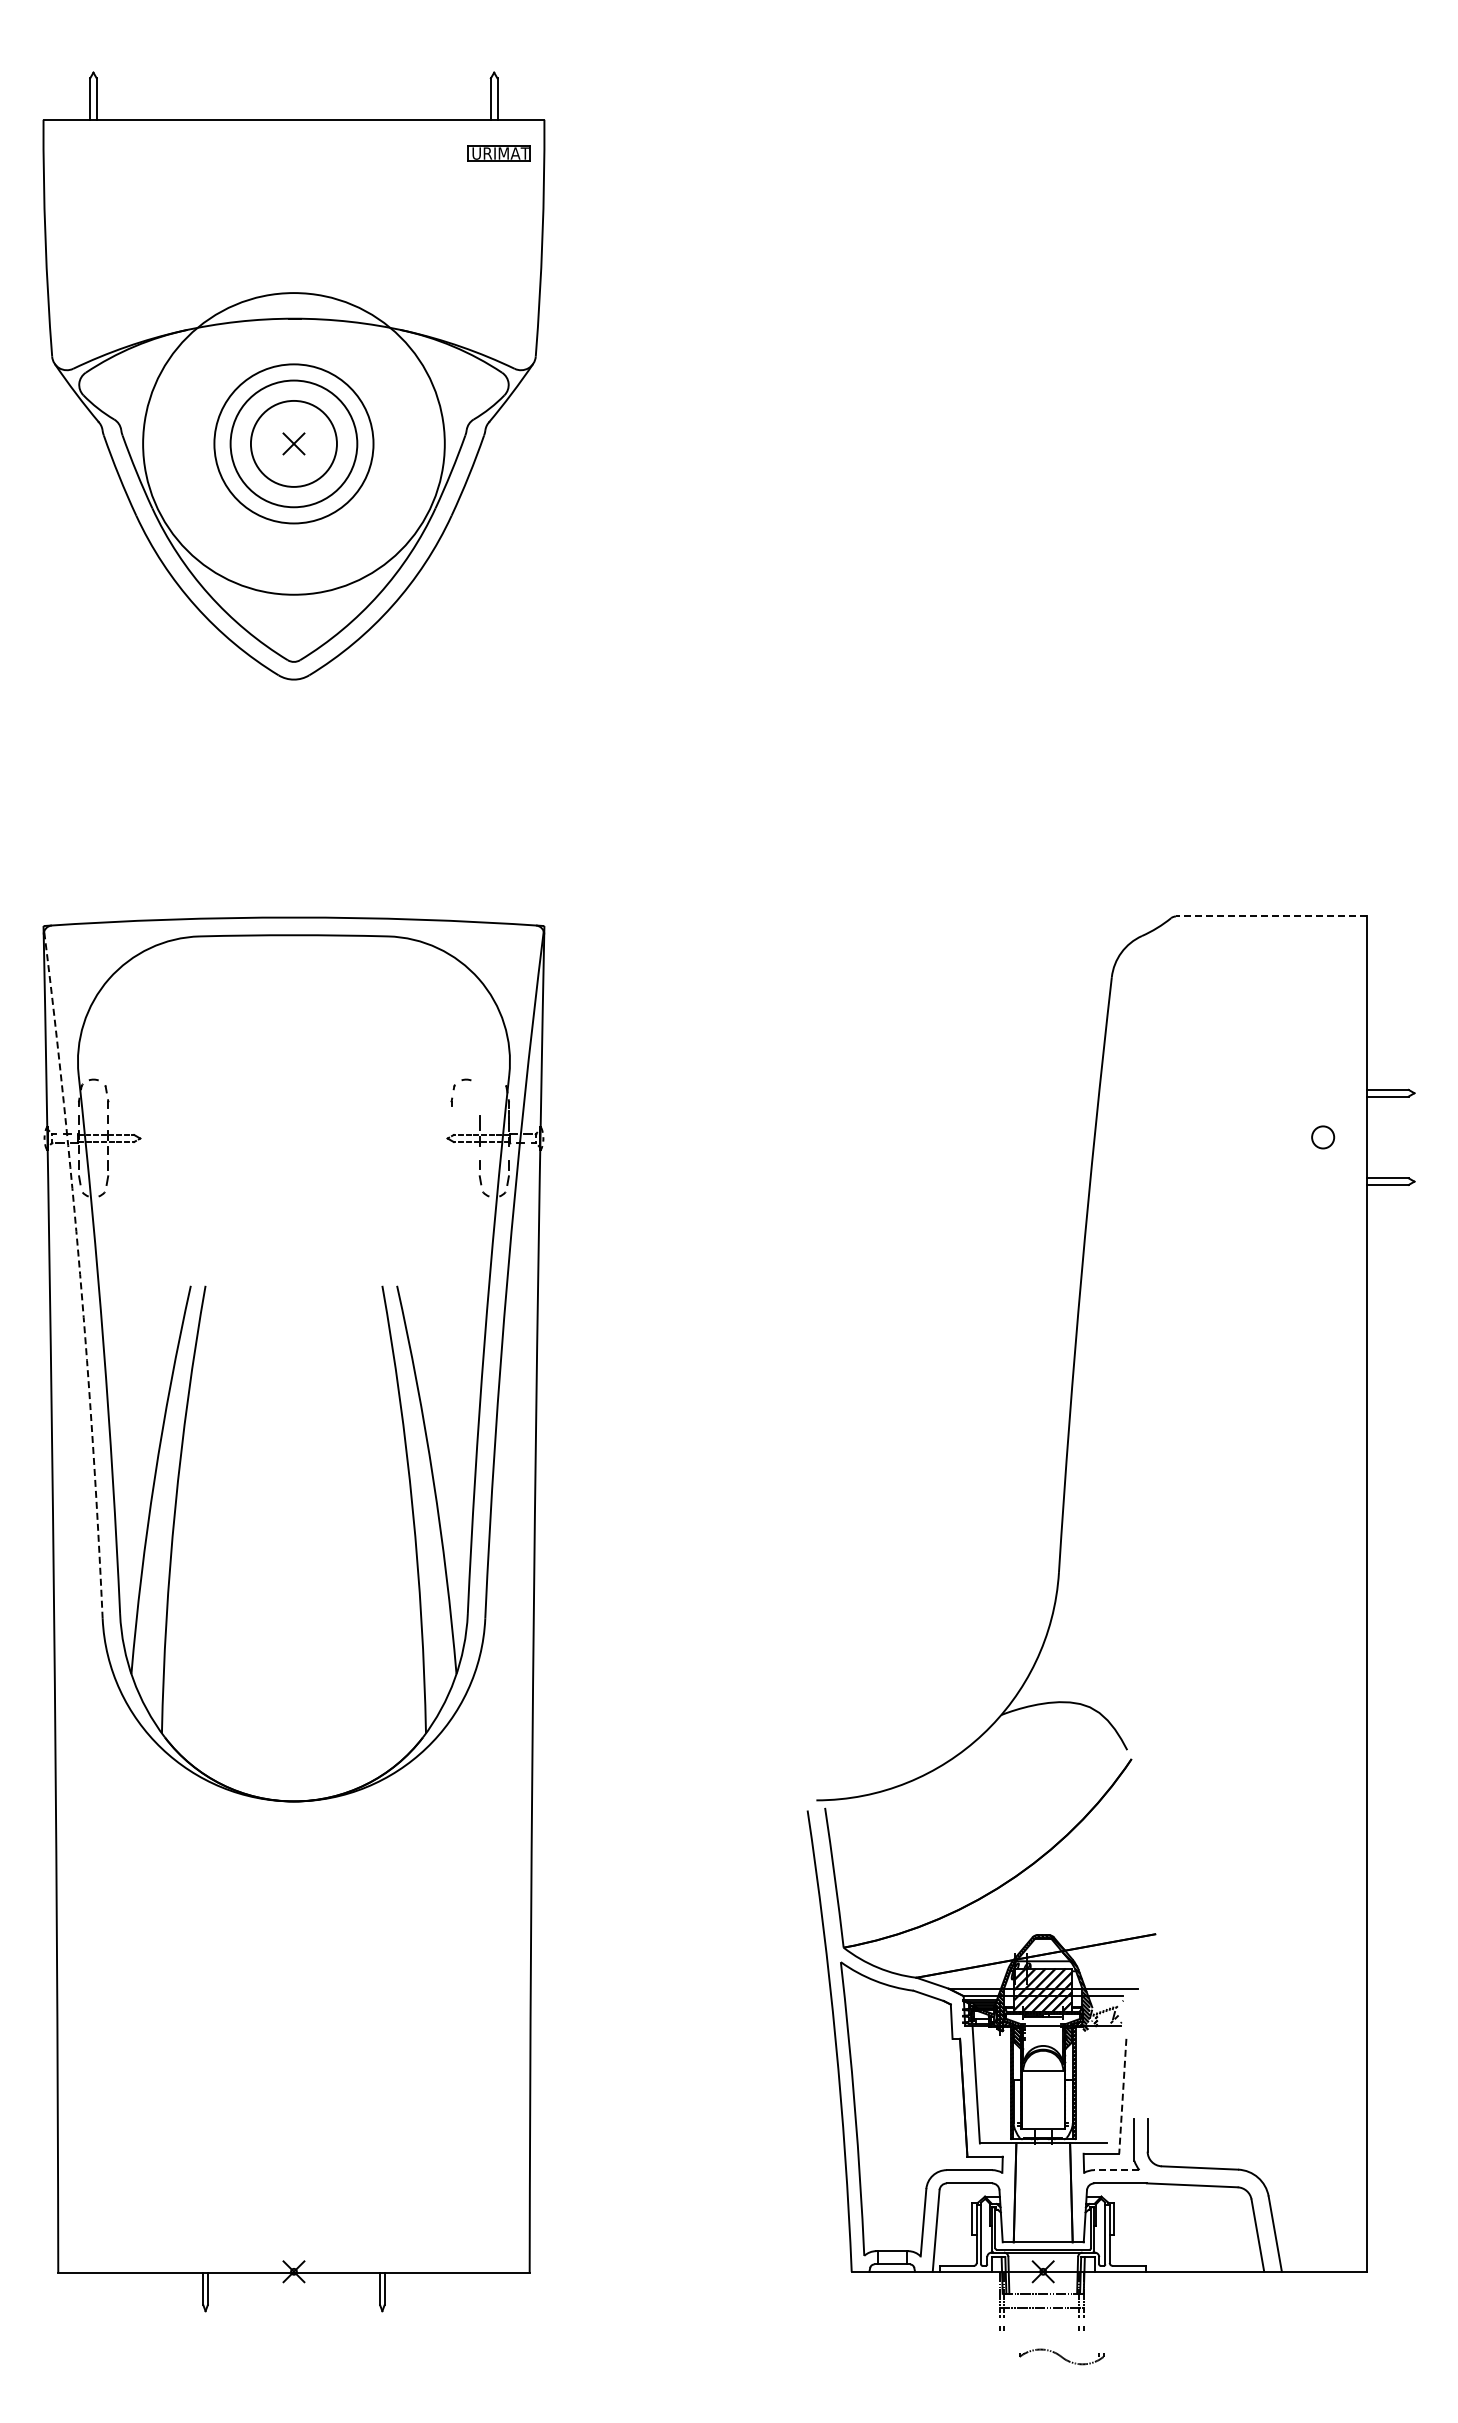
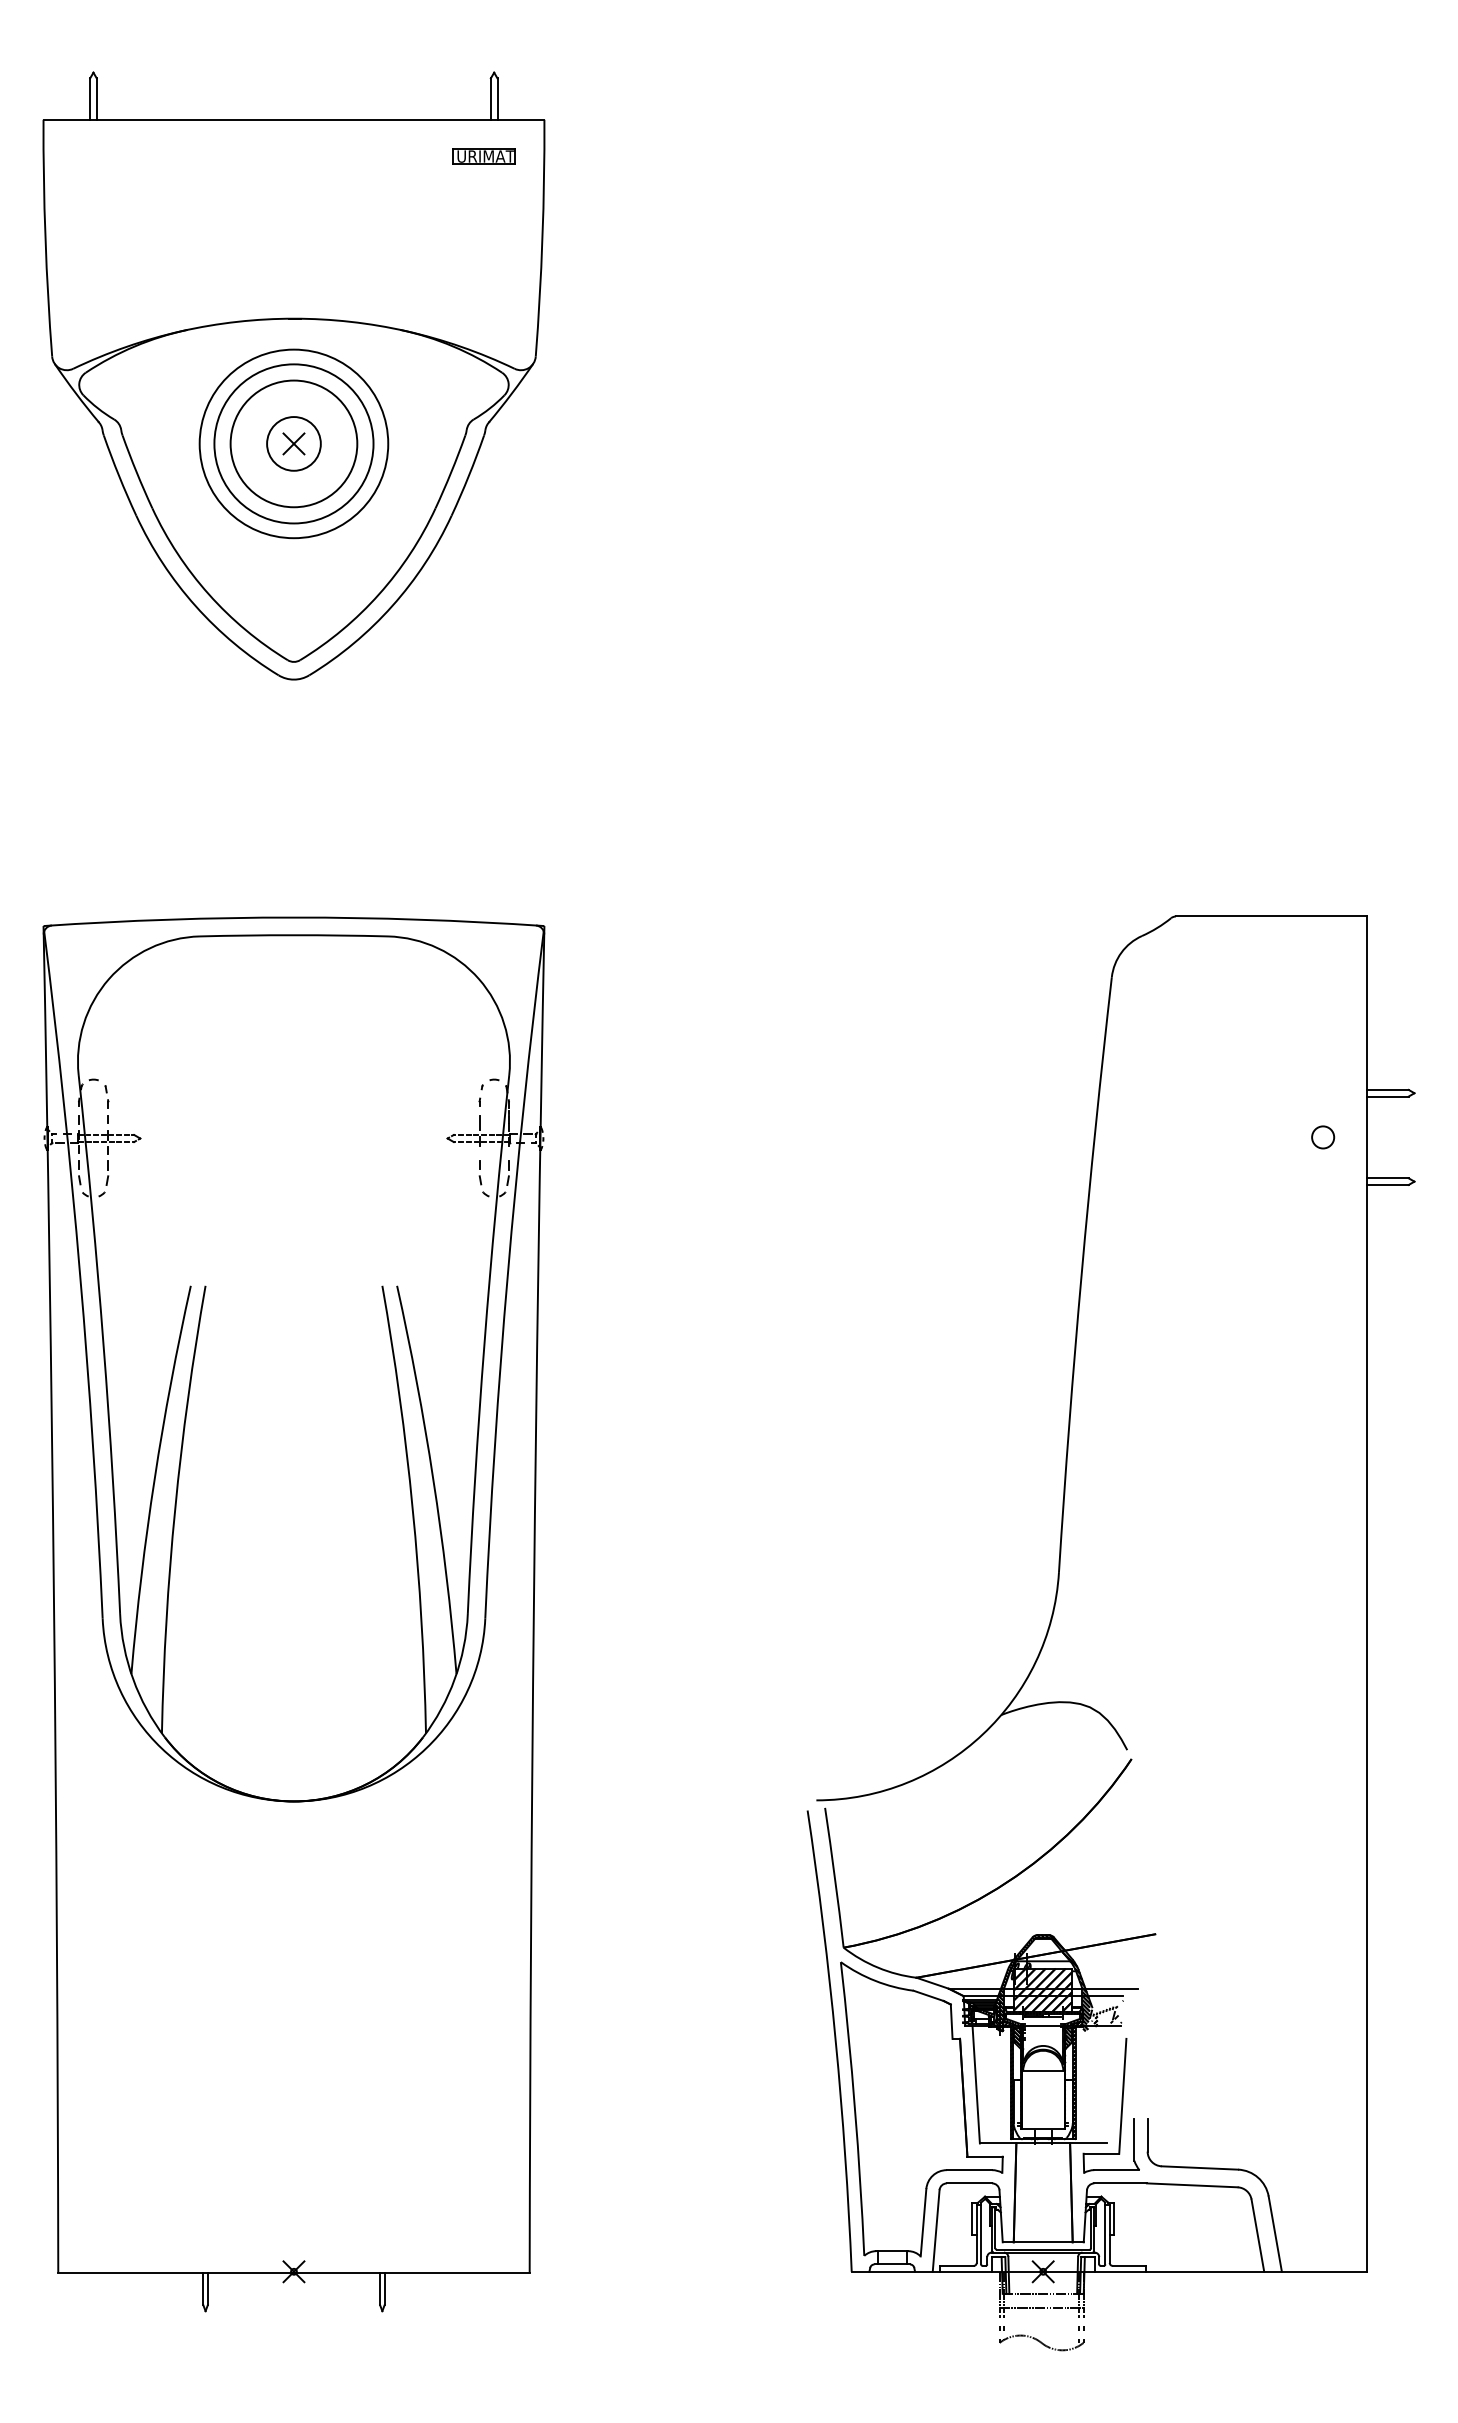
part position: (498, 153) -> (483, 156) (483, 156)
circle diameter: 302 px -> 189 px (293, 443)
circle diameter: 86 px -> 54 px (293, 443)
line: dashed -> solid (1271, 916)
part position: (454, 1090) -> (482, 1090) (482, 1090)
arc: dashed -> solid (80, 1274)
line: dashed -> solid (1122, 2096)
line: dashed -> solid (1116, 2170)
part position: (1061, 2356) -> (1041, 2342) (1041, 2342)
